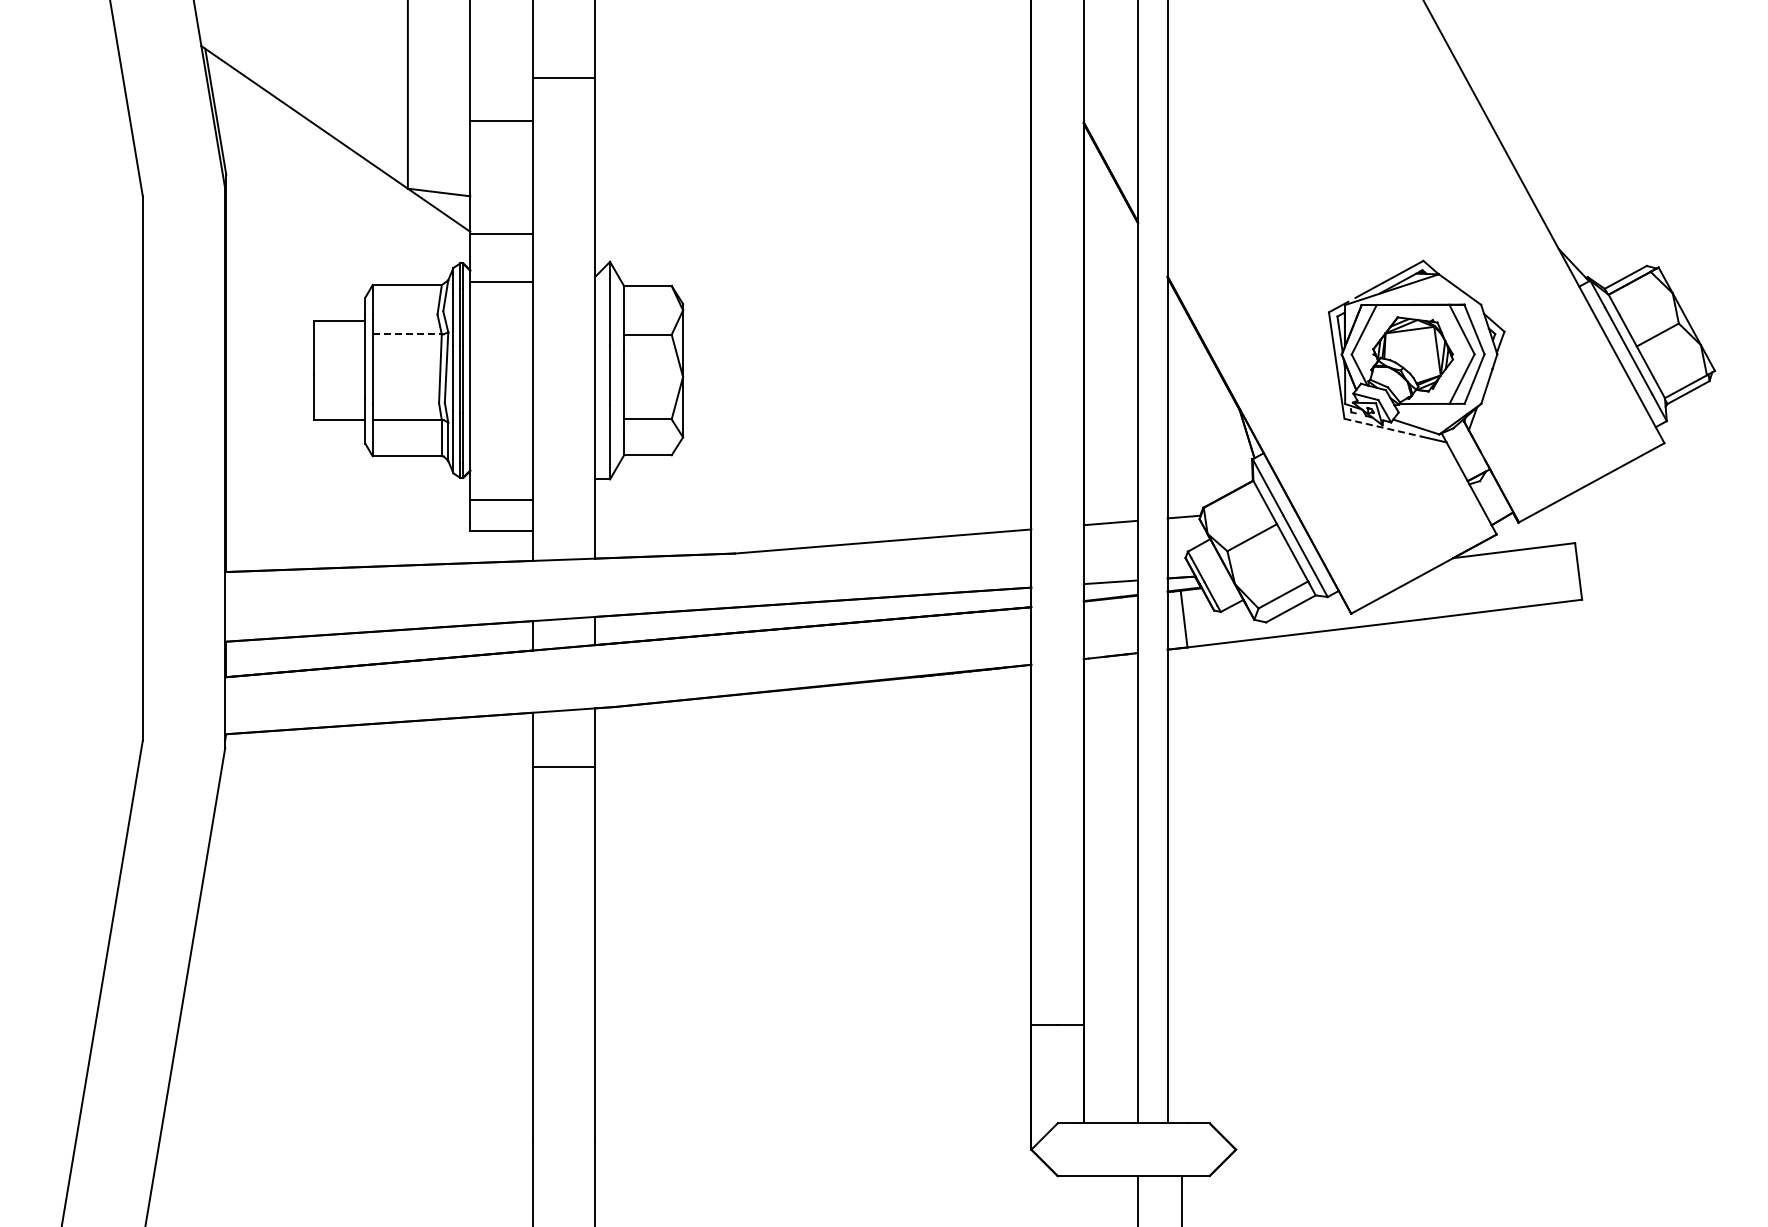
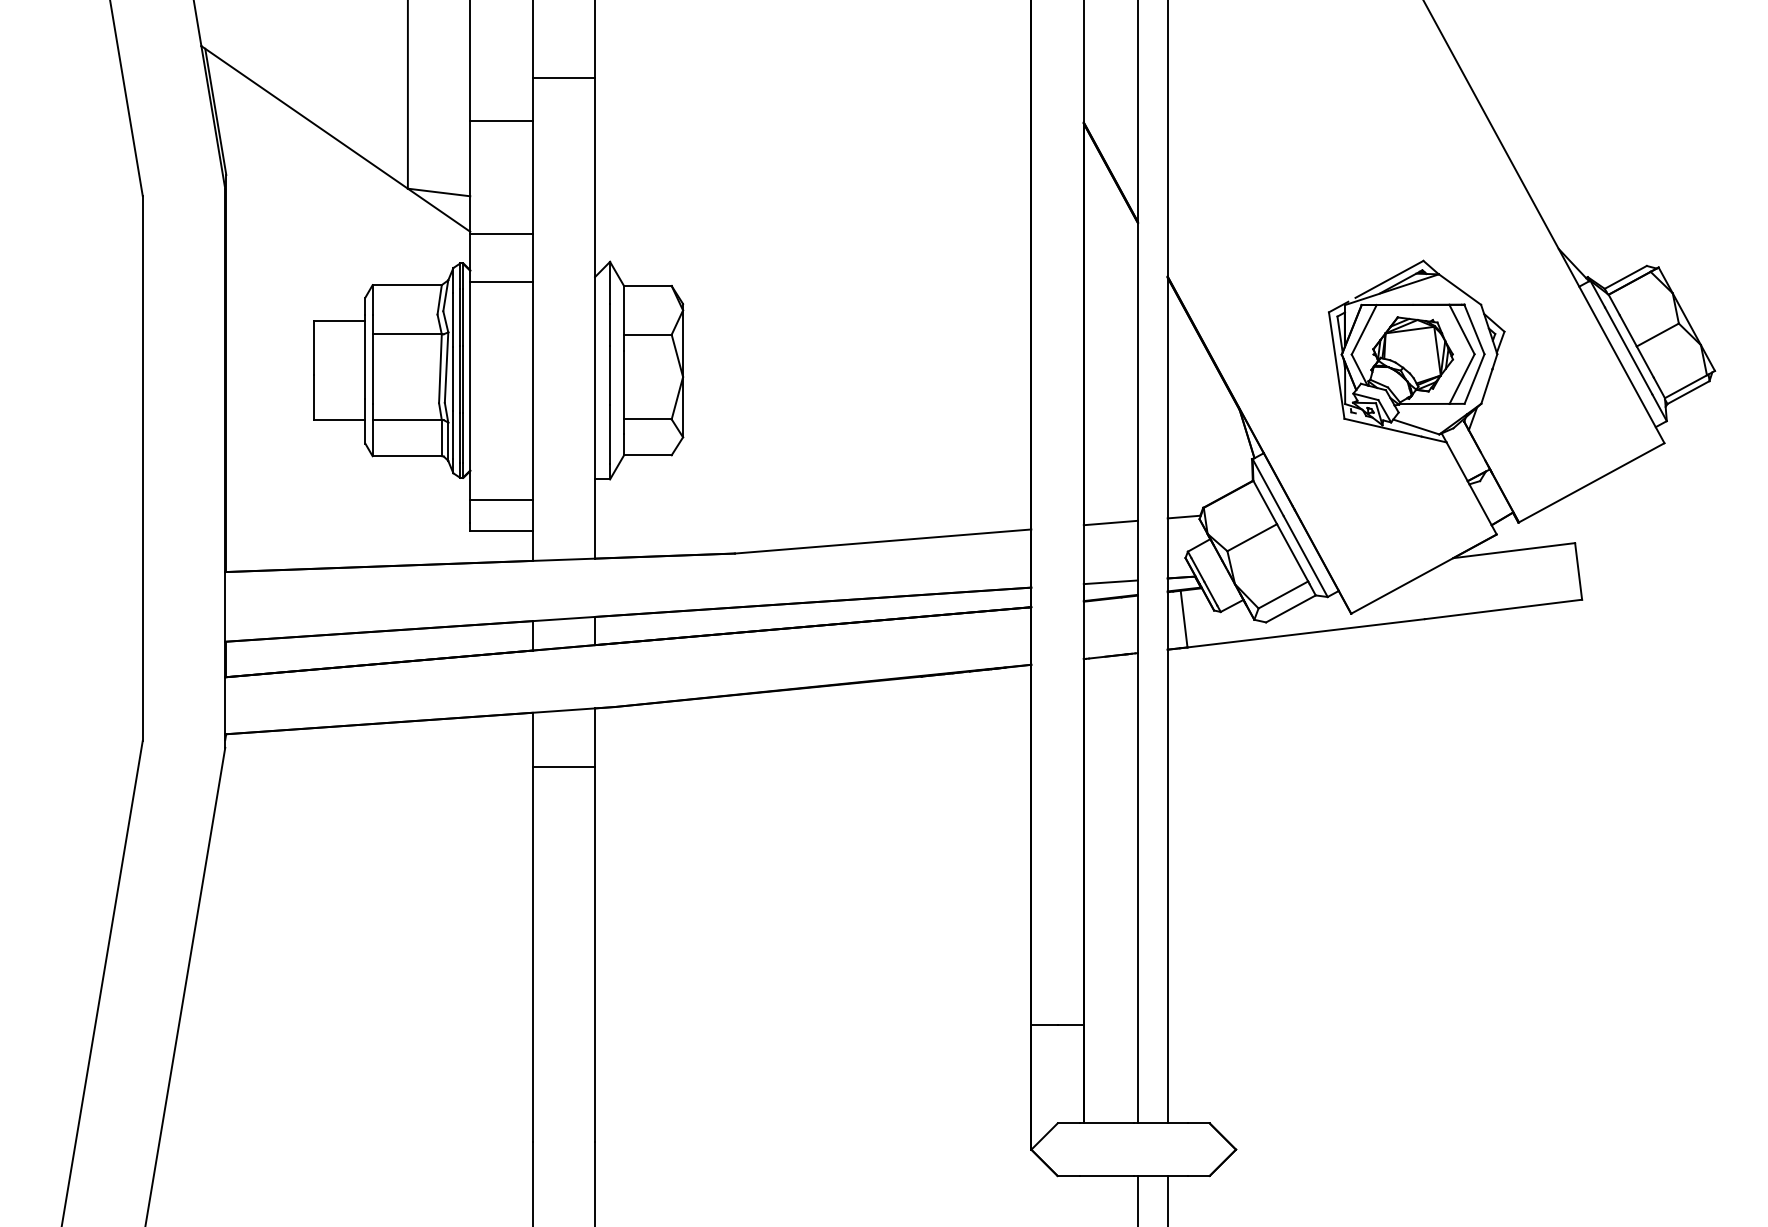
line: dashed -> solid (407, 334)
line: dashed -> solid (1383, 427)
line position: (1181, 1199) -> (1167, 1199) (1167, 1199)
